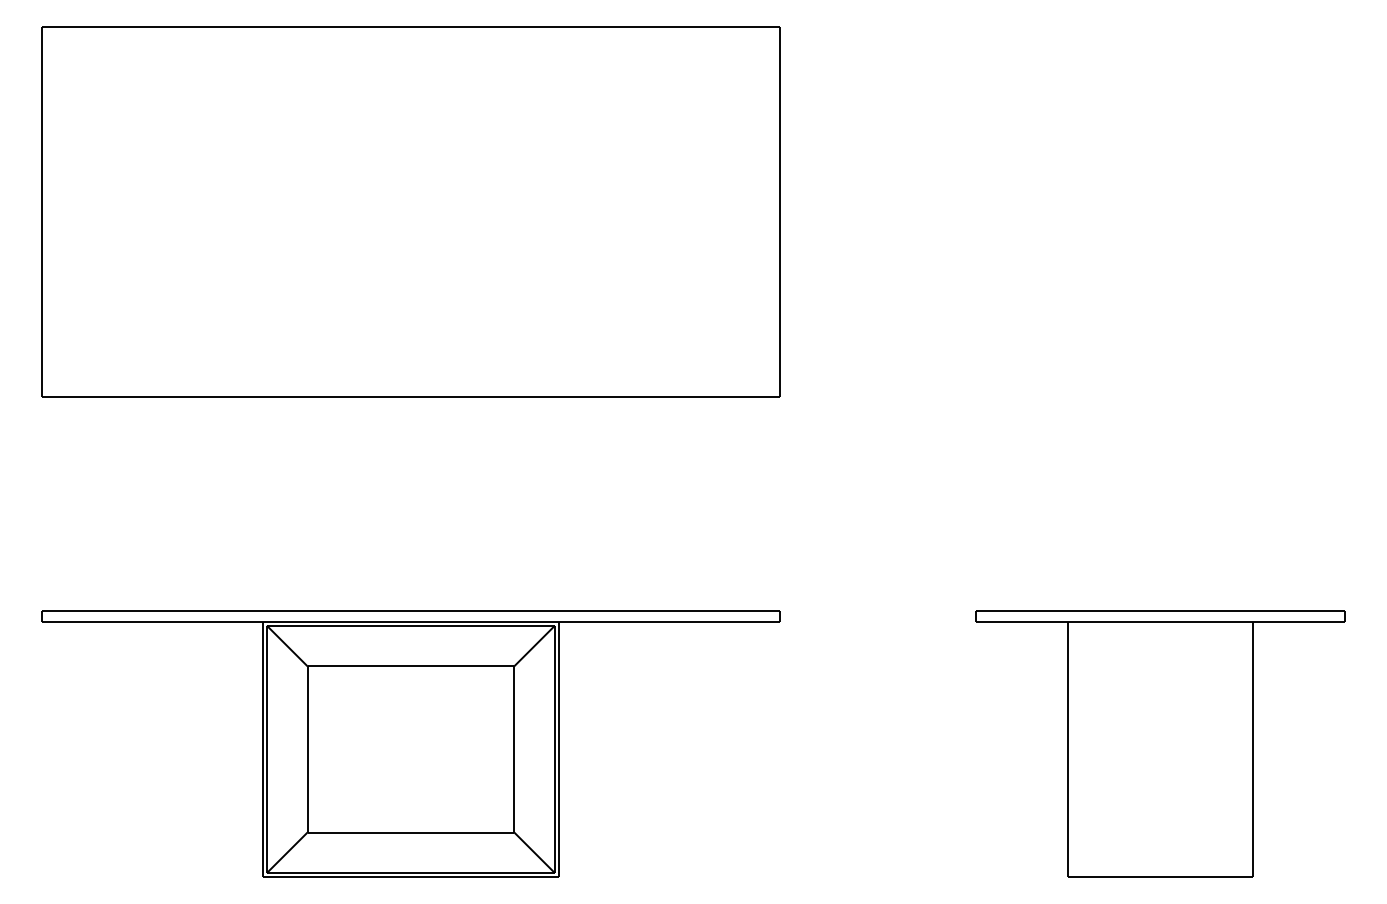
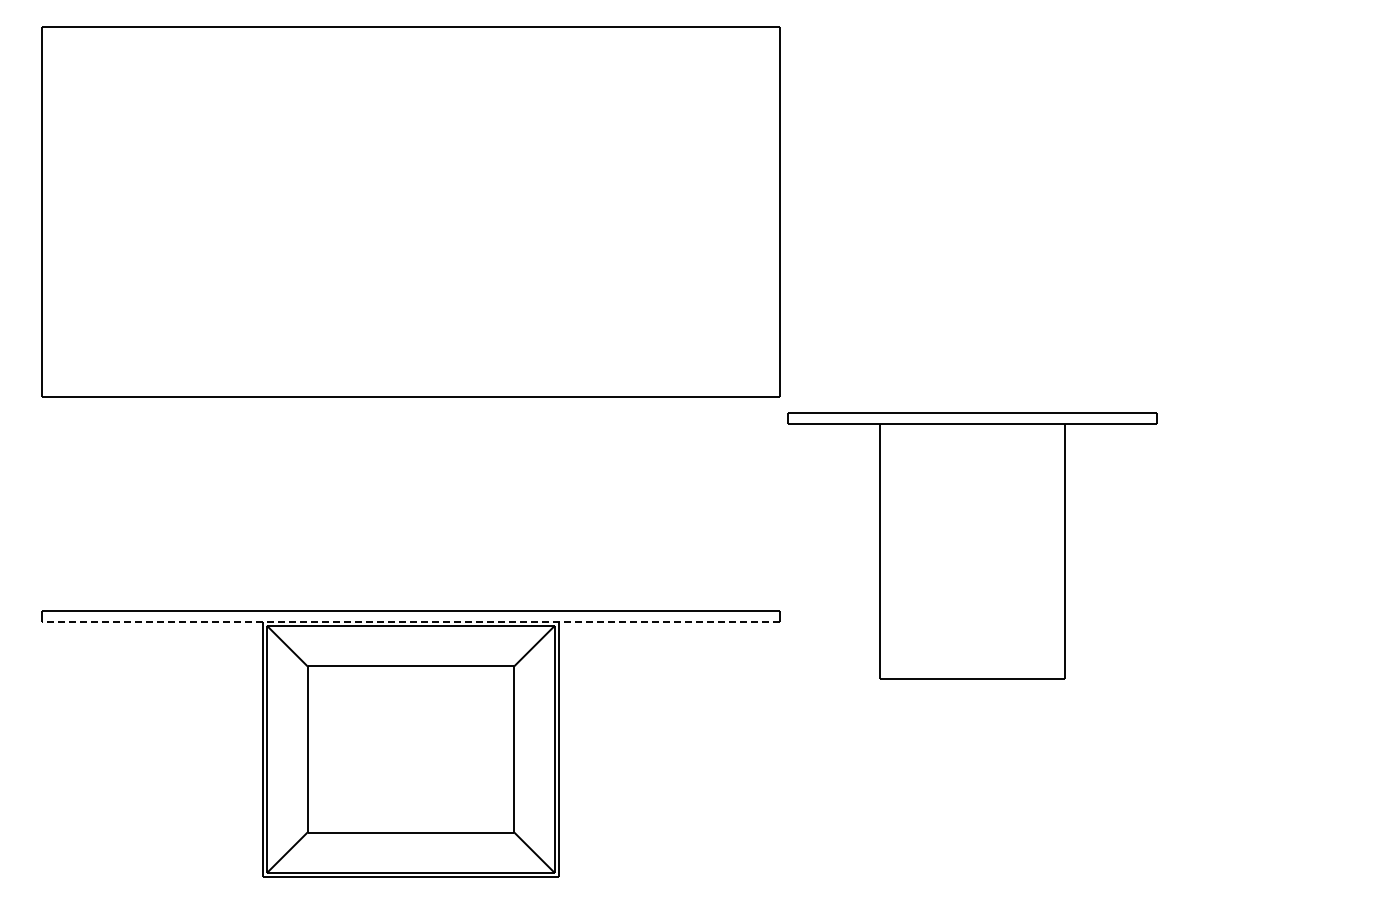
line: solid -> dashed (410, 621)
part position: (1160, 743) -> (972, 545) (972, 545)
